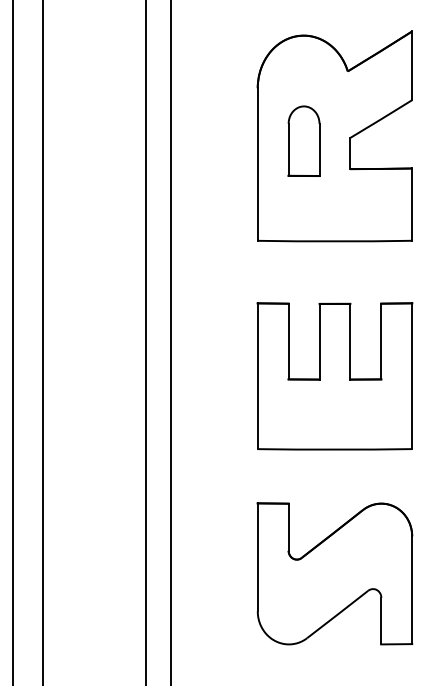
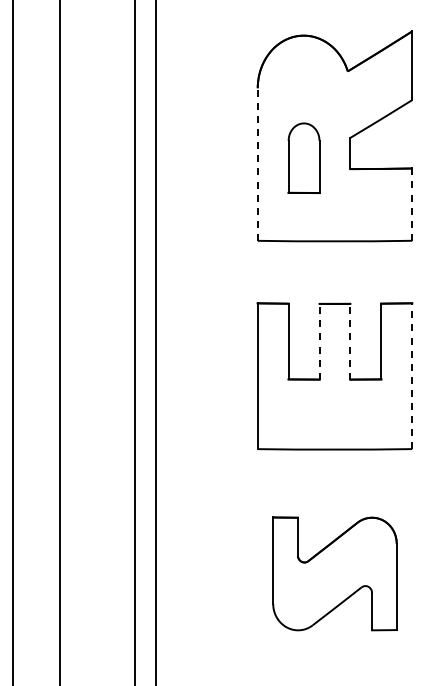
part position: (303, 140) -> (303, 157) (303, 157)
line: solid -> dashed (257, 164)
line: solid -> dashed (412, 204)
line: solid -> dashed (319, 341)
line: solid -> dashed (350, 341)
line position: (43, 342) -> (60, 342) (60, 342)
line position: (146, 342) -> (135, 342) (135, 342)
line position: (170, 342) -> (155, 342) (155, 342)
line: solid -> dashed (412, 376)
part size: 158x144 px -> 126x116 px (334, 573)
